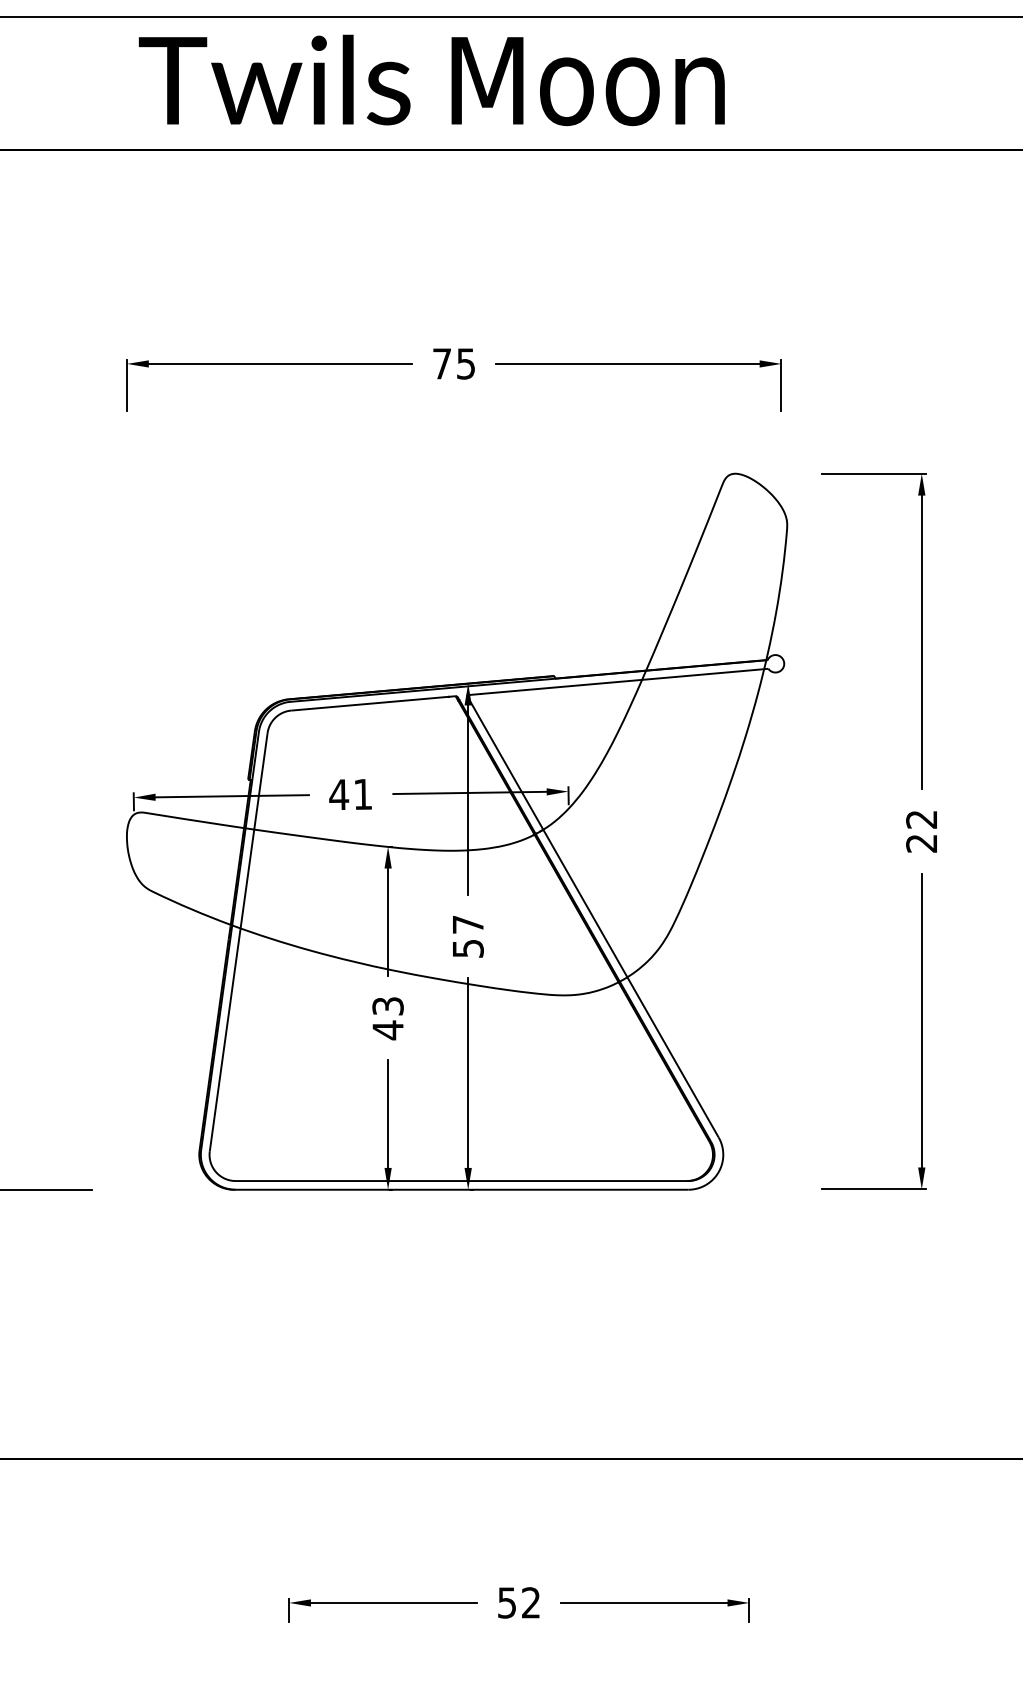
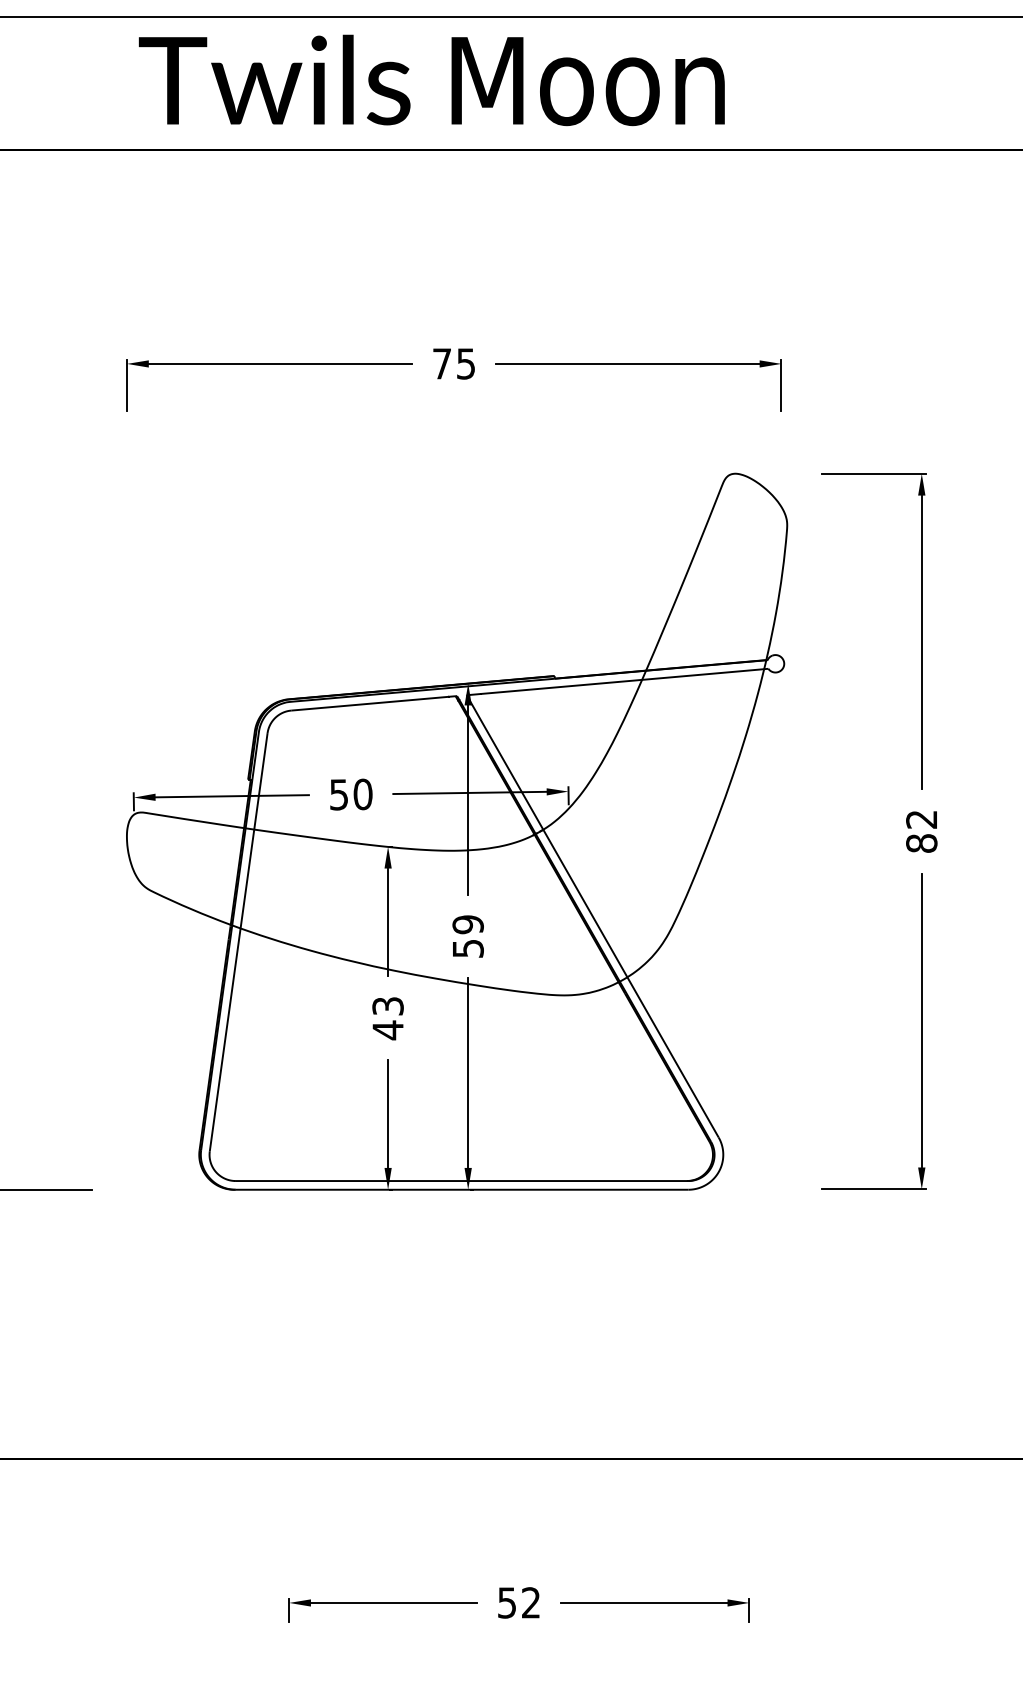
text: 41 -> 50 (350, 794)
text: 22 -> 82 (921, 843)
text: 57 -> 59 (467, 924)
